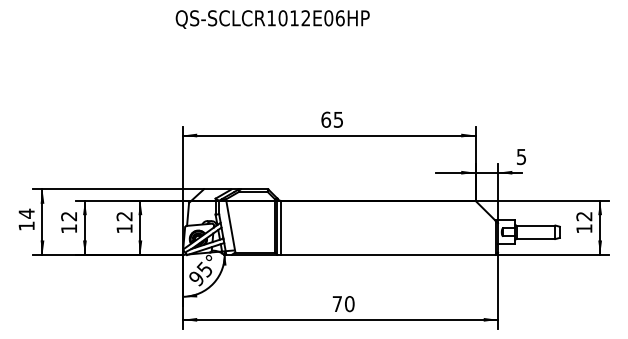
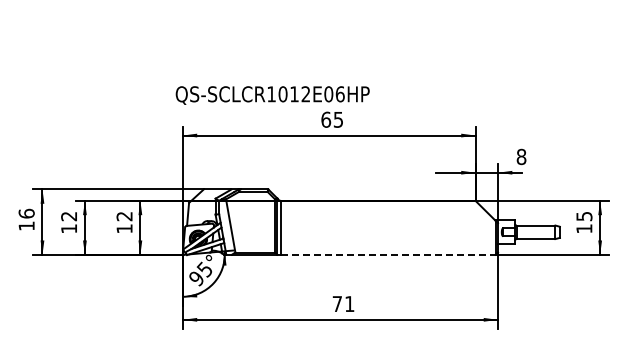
text position: (272, 19) -> (272, 95) (272, 95)
text: 5 -> 8 (521, 156)
text: 14 -> 16 (26, 213)
text: 12 -> 15 (584, 216)
line: solid -> dashed (388, 254)
text: 70 -> 71 (349, 304)
